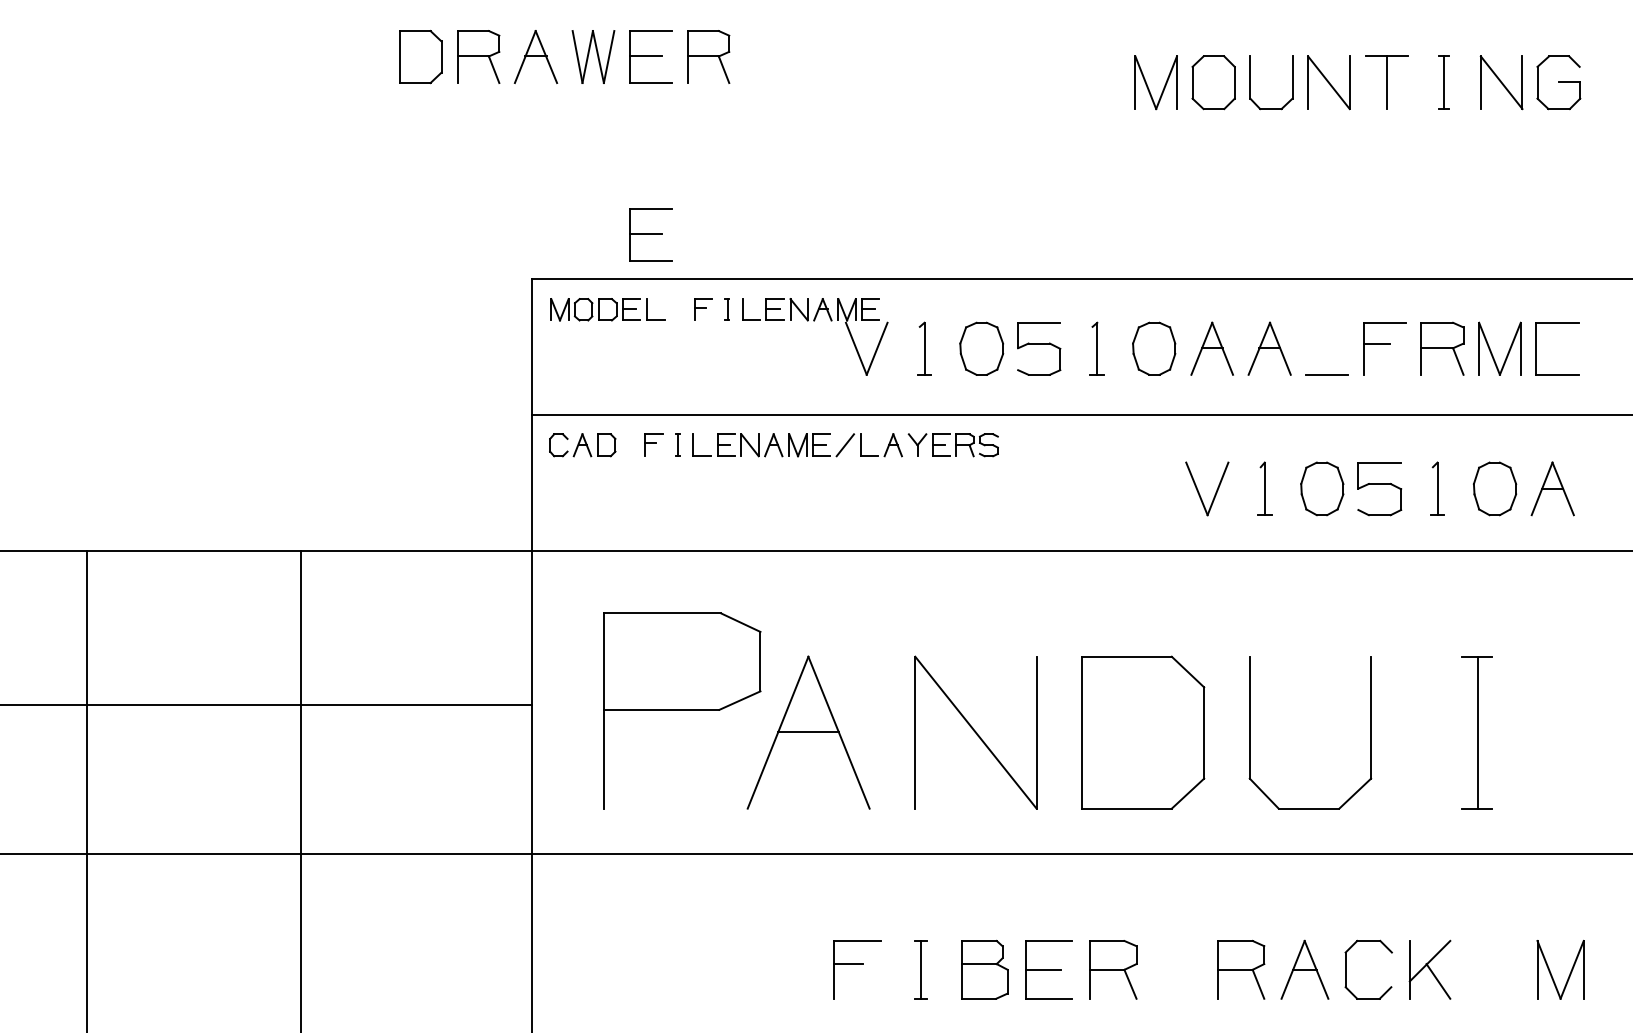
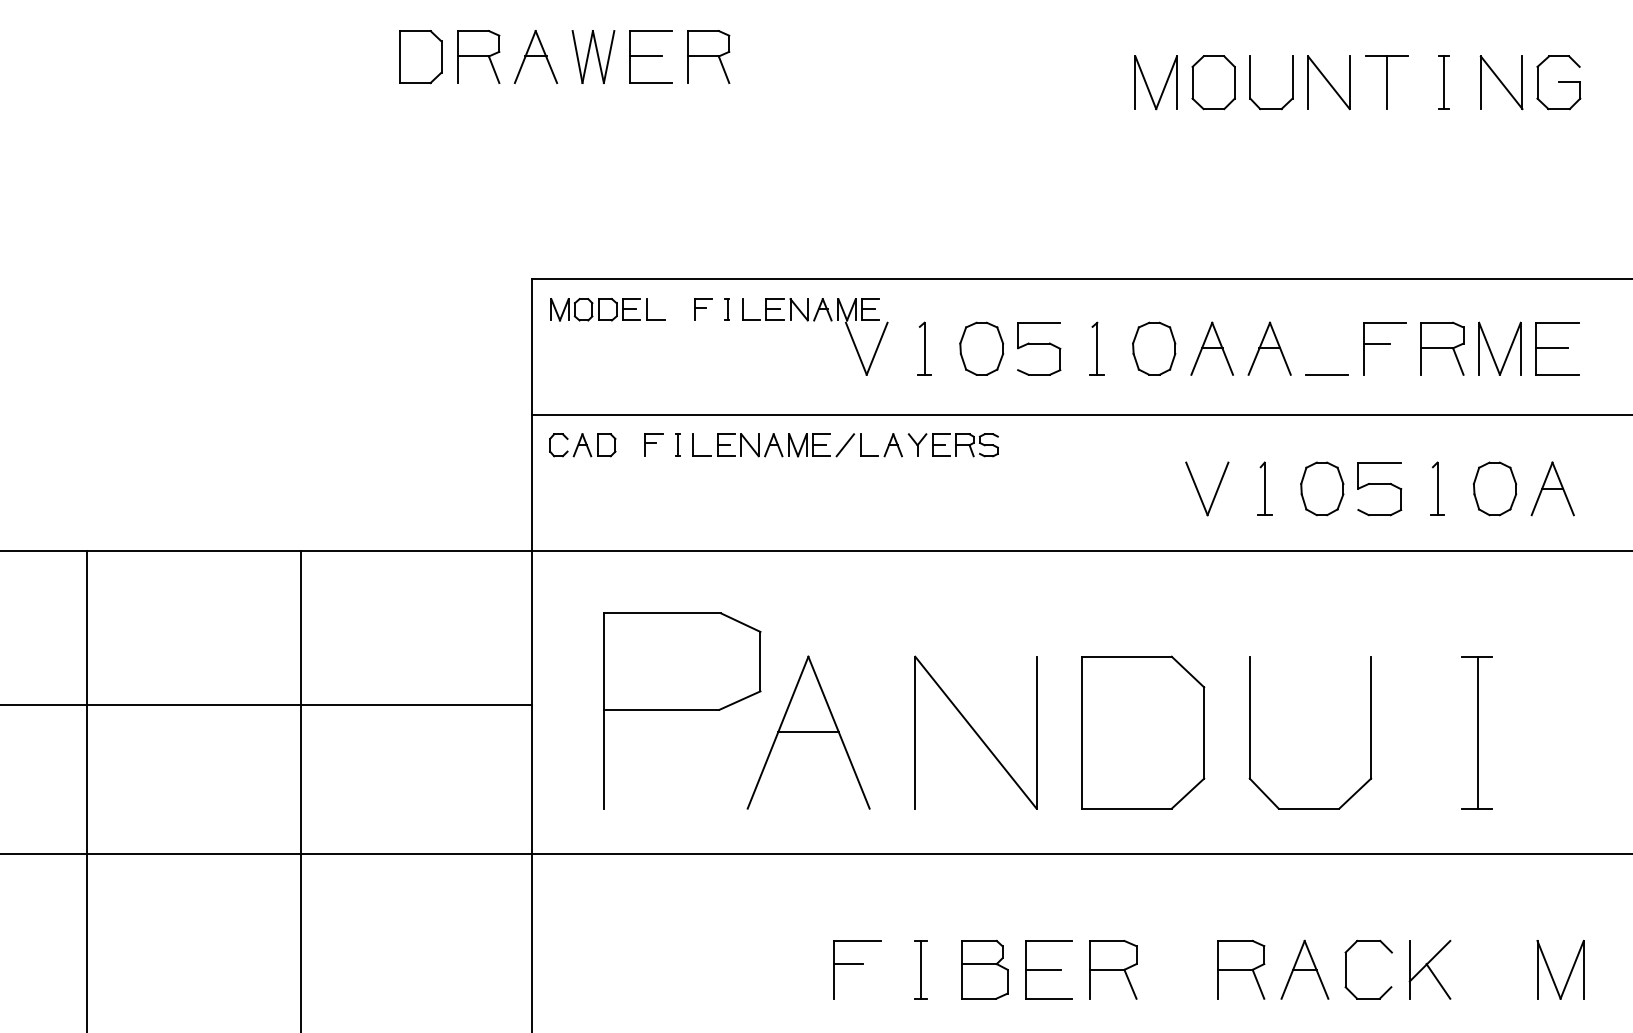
part: present -> none (650, 234)
line: none -> present (1552, 348)
